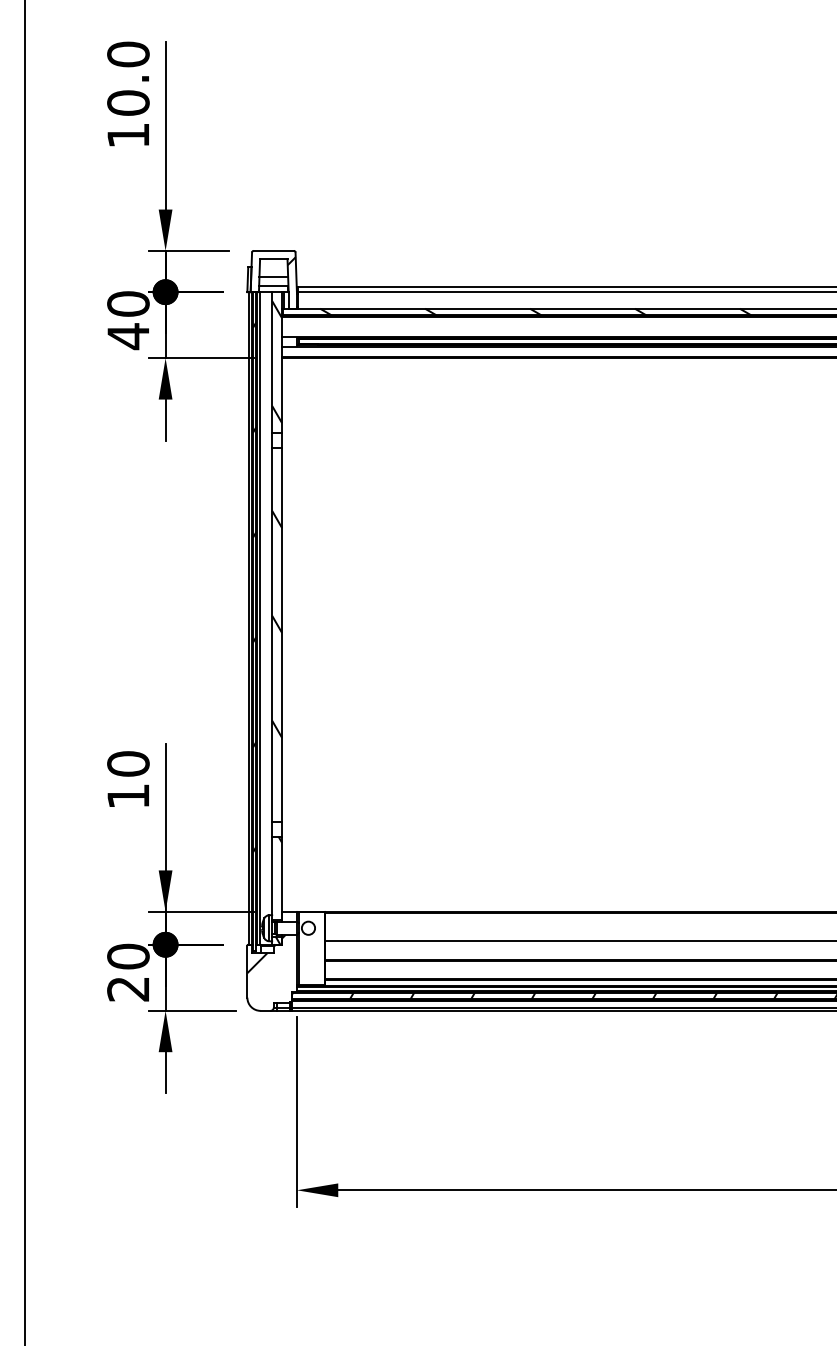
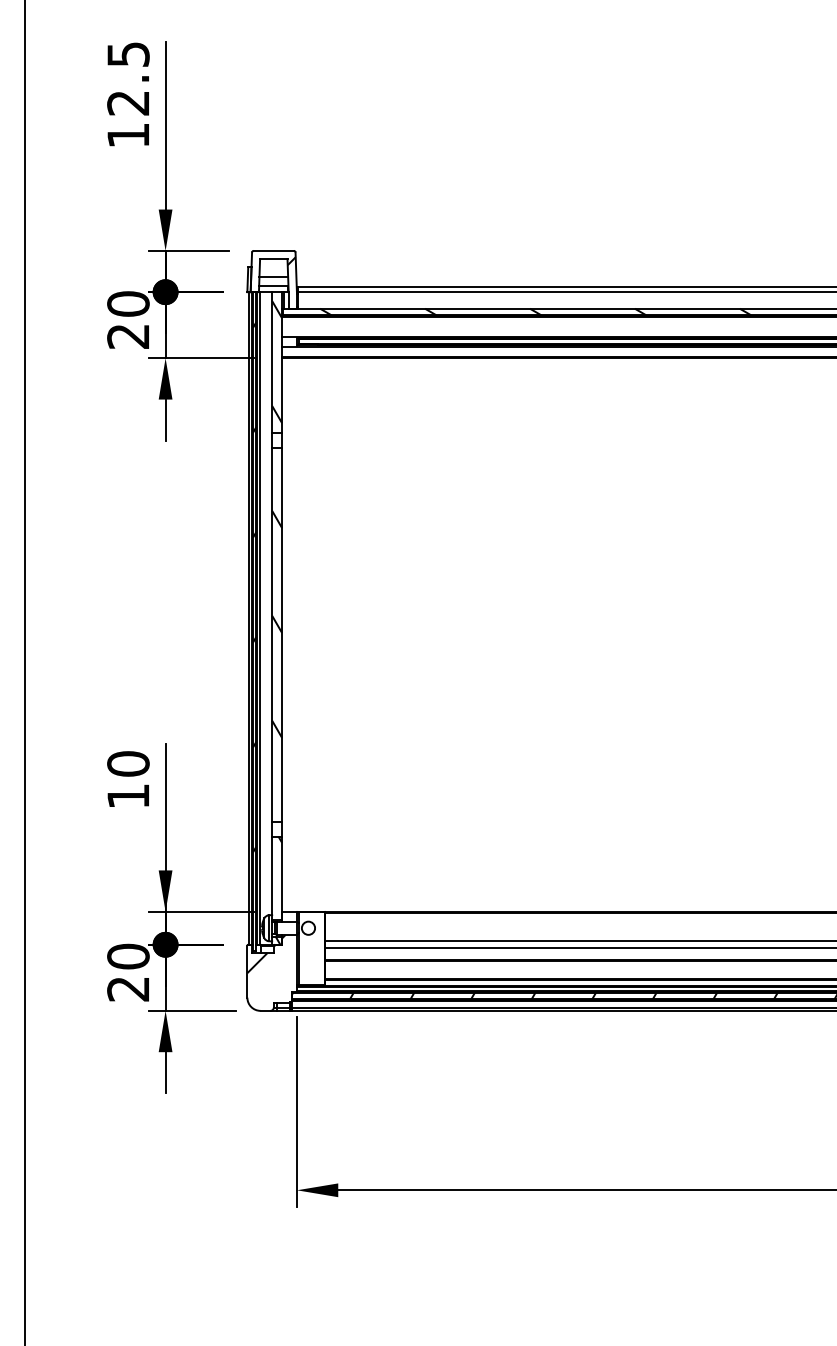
text: 10.0 -> 12.5 (128, 78)
text: 40 -> 20 (127, 336)
line: none -> present (579, 948)
